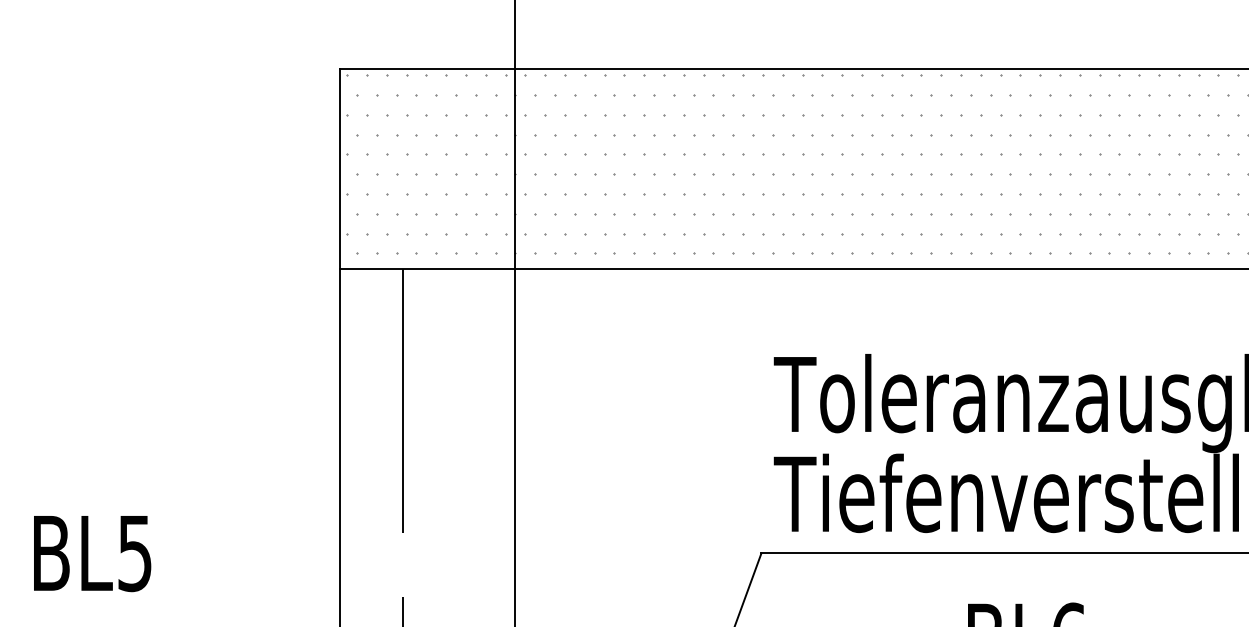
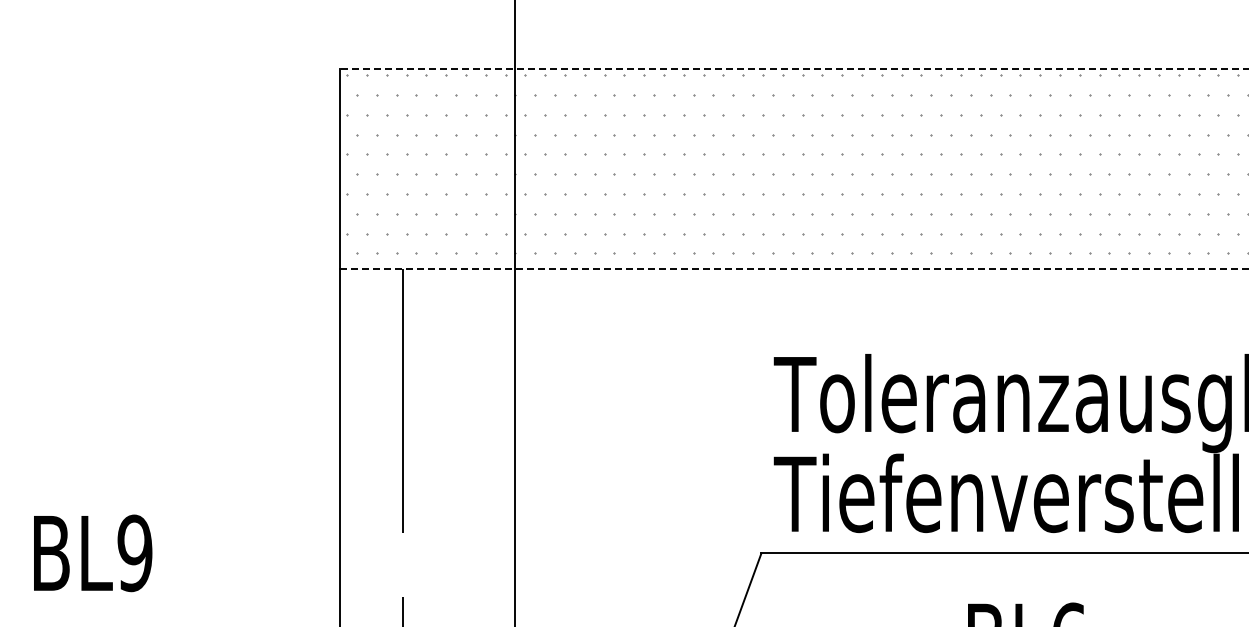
line: solid -> dashed (793, 69)
line: solid -> dashed (793, 268)
text: BL5 -> BL9 (134, 552)
